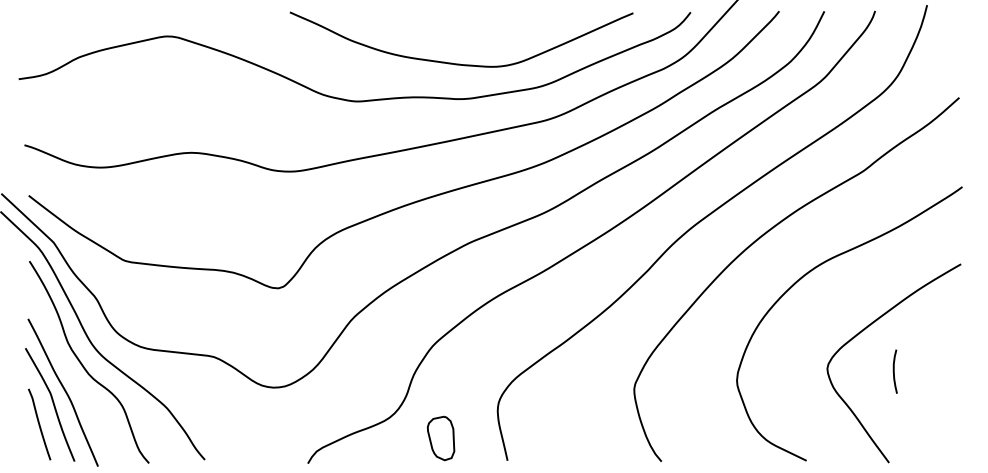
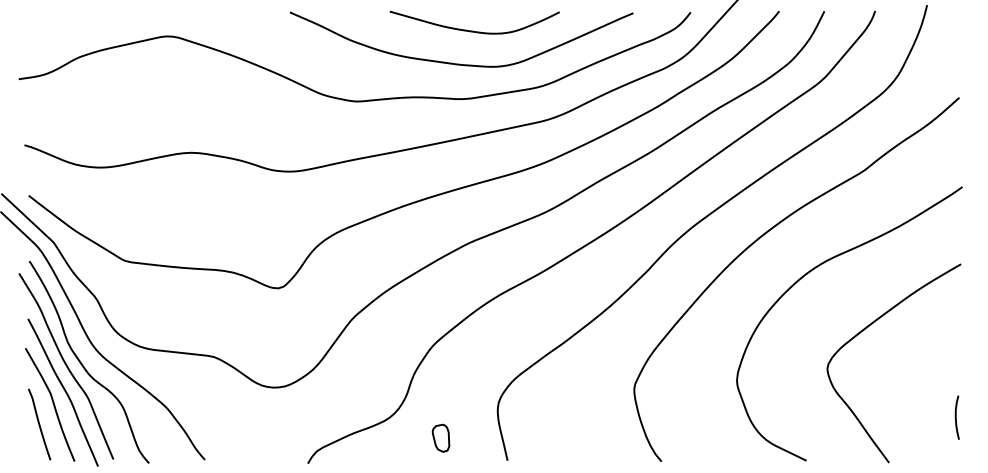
curve: none -> present (473, 30)
curve: none -> present (65, 365)
curve position: (894, 371) -> (956, 417) (956, 417)
part size: 30x47 px -> 20x30 px (440, 437)
